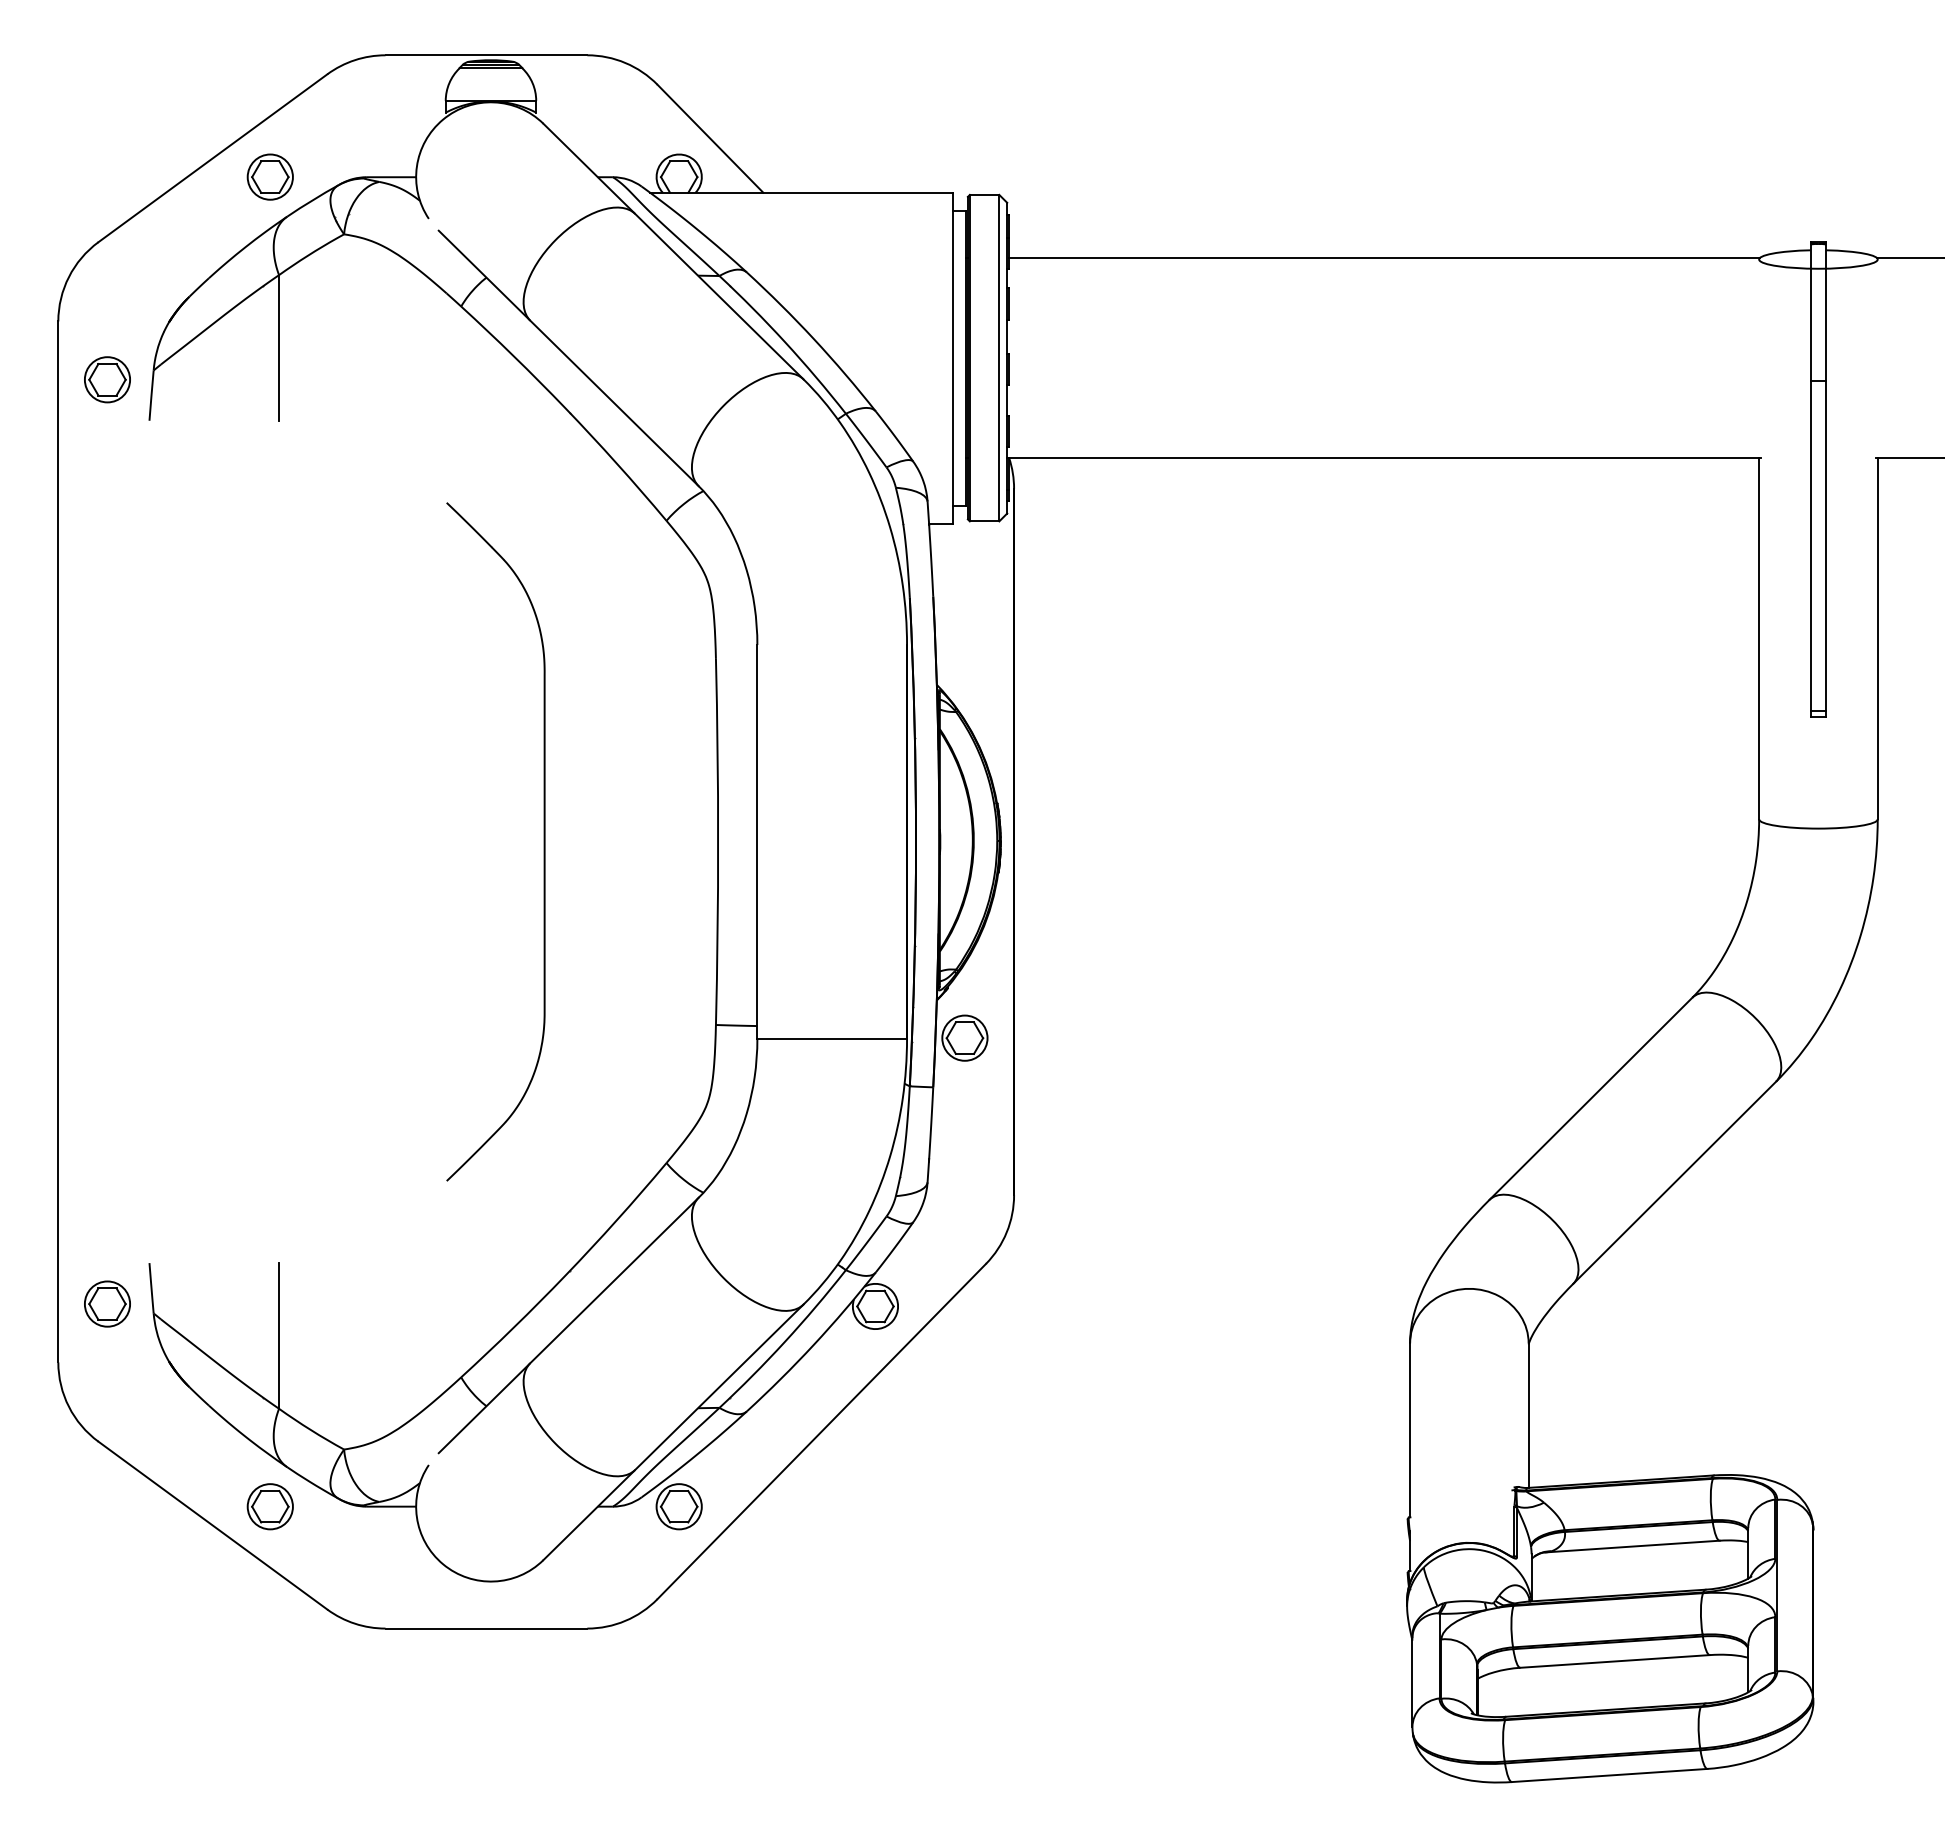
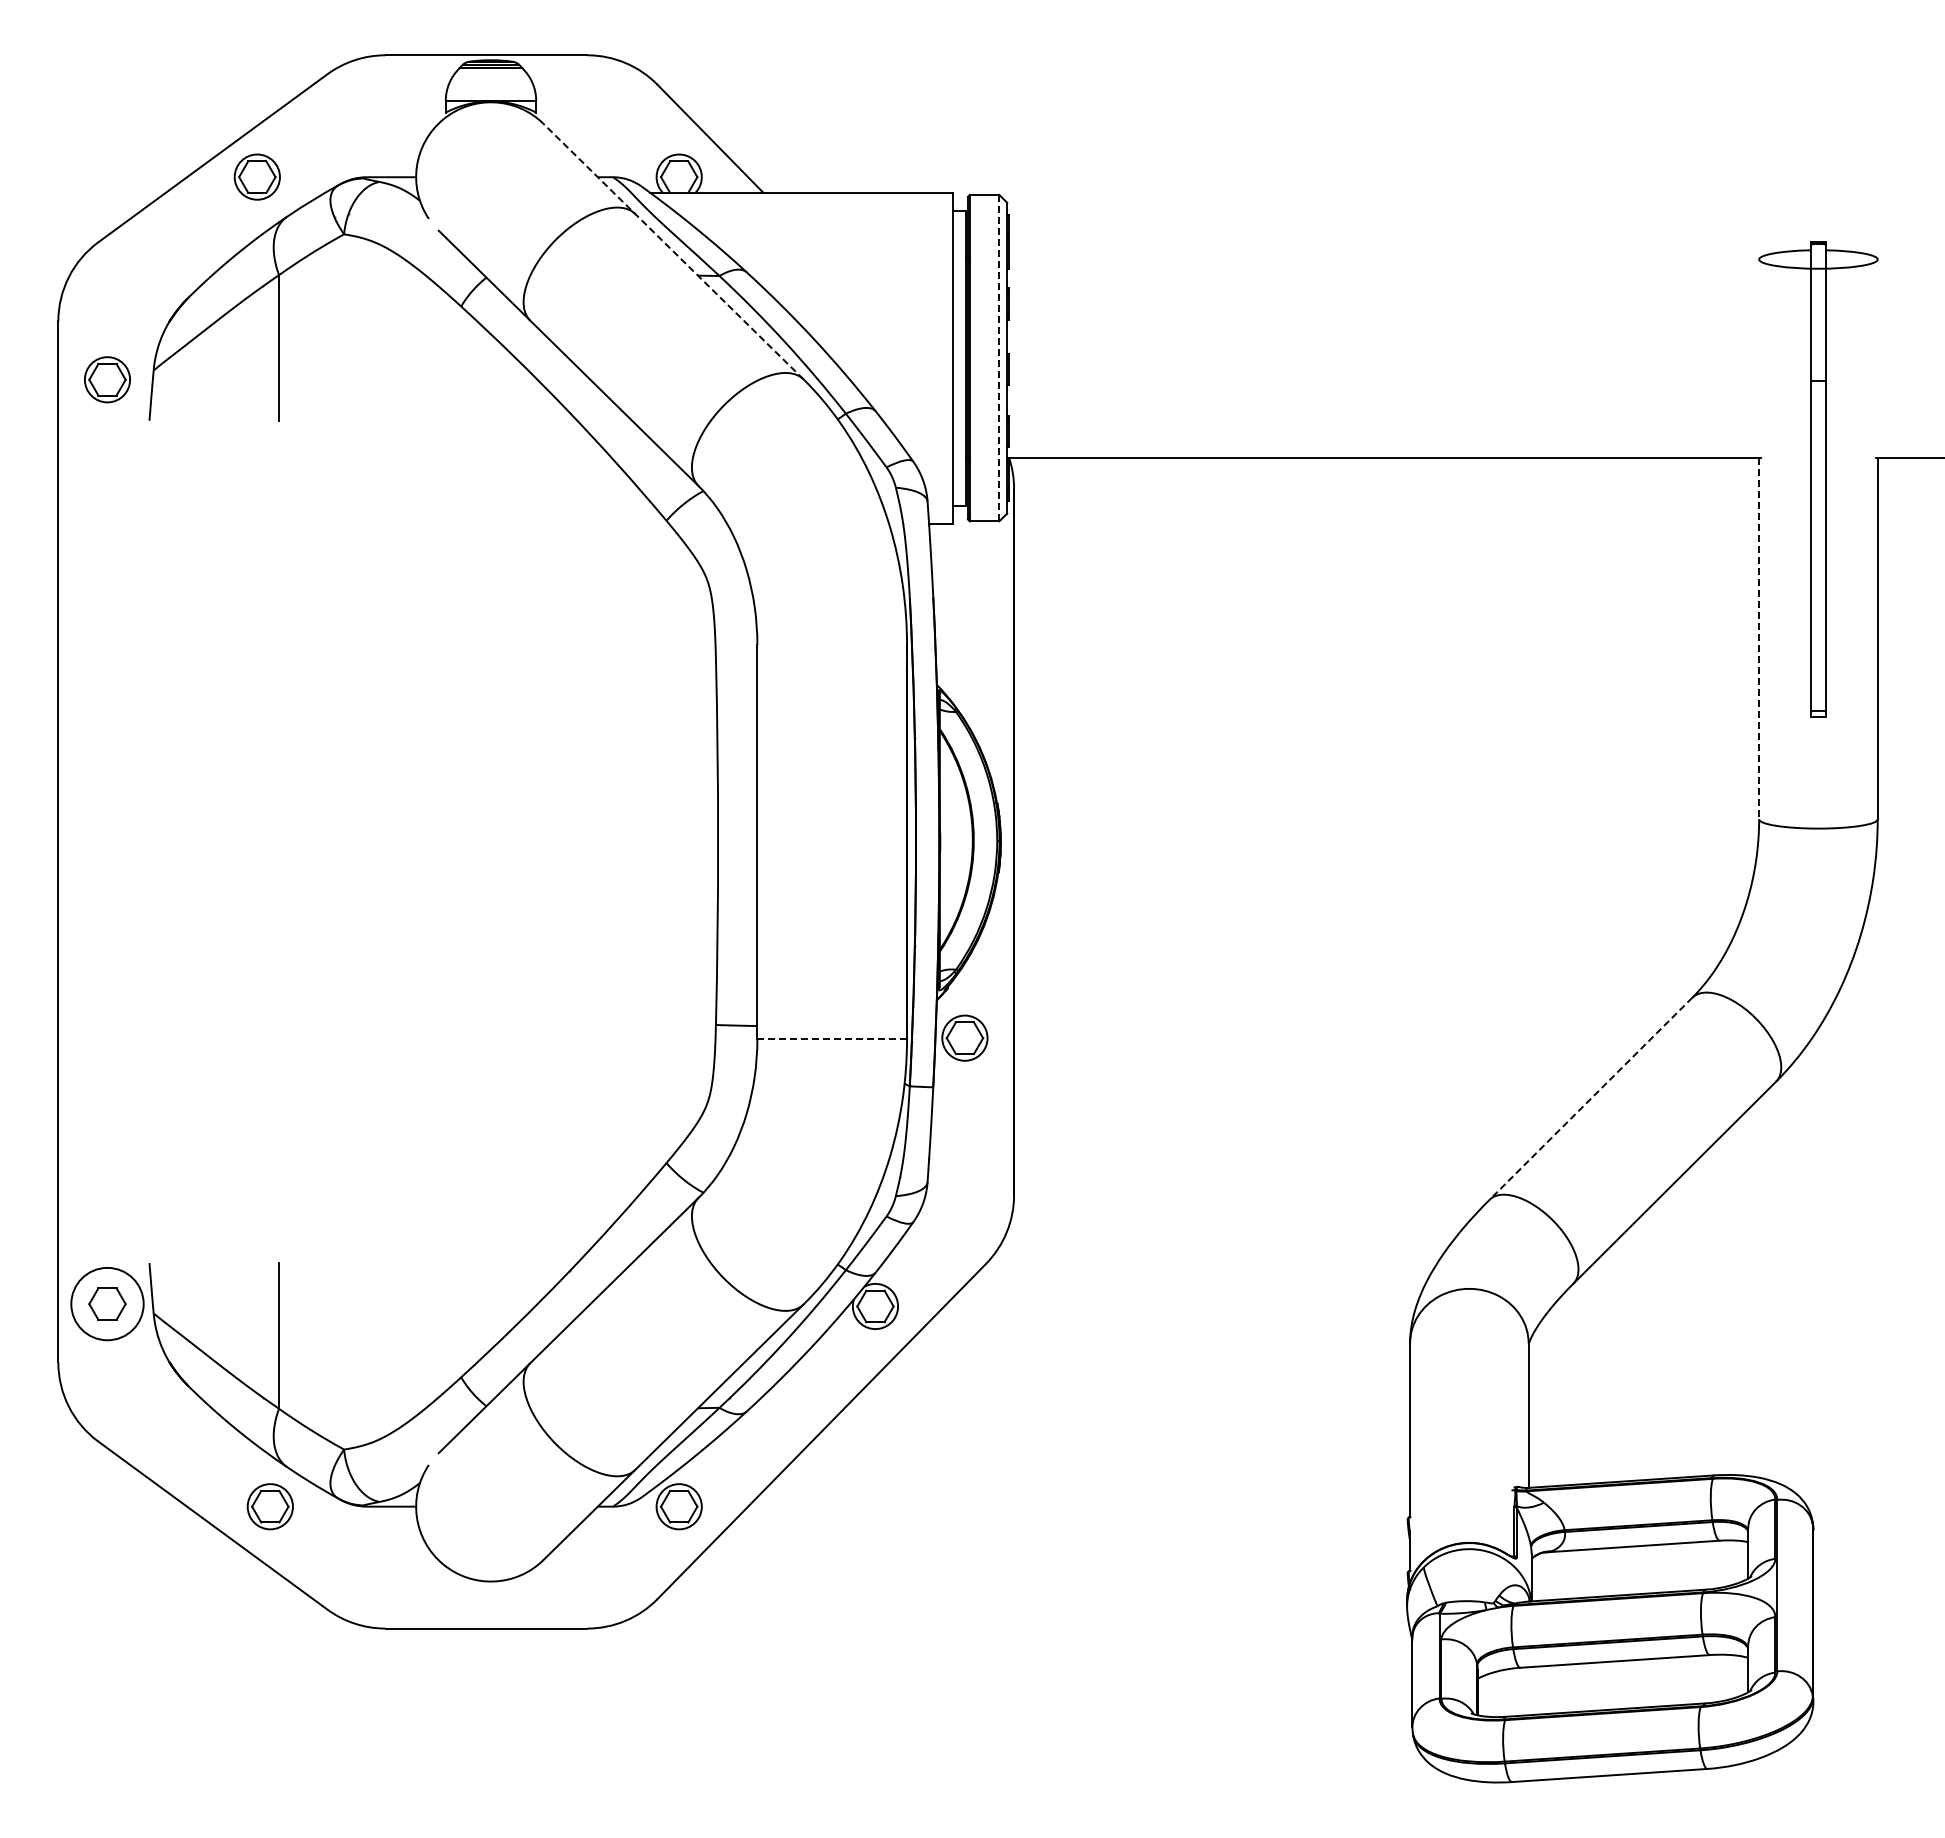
part position: (269, 176) -> (256, 176) (256, 176)
line: solid -> dashed (673, 251)
line: present -> none (1384, 258)
line: present -> none (1909, 258)
line: solid -> dashed (999, 358)
line: solid -> dashed (1759, 638)
curve: present -> none (543, 841)
line: solid -> dashed (832, 1038)
line: solid -> dashed (1590, 1099)
circle diameter: 45 px -> 72 px (107, 1303)
